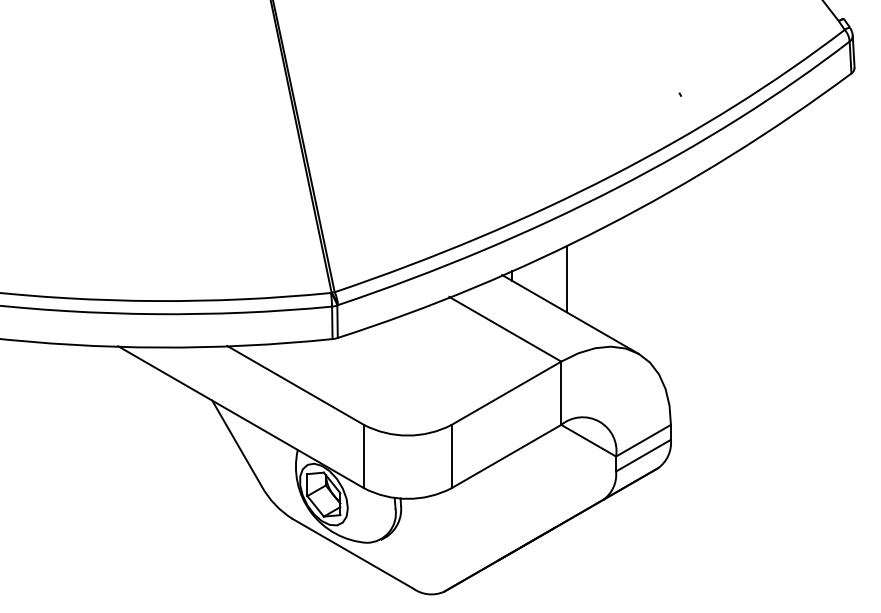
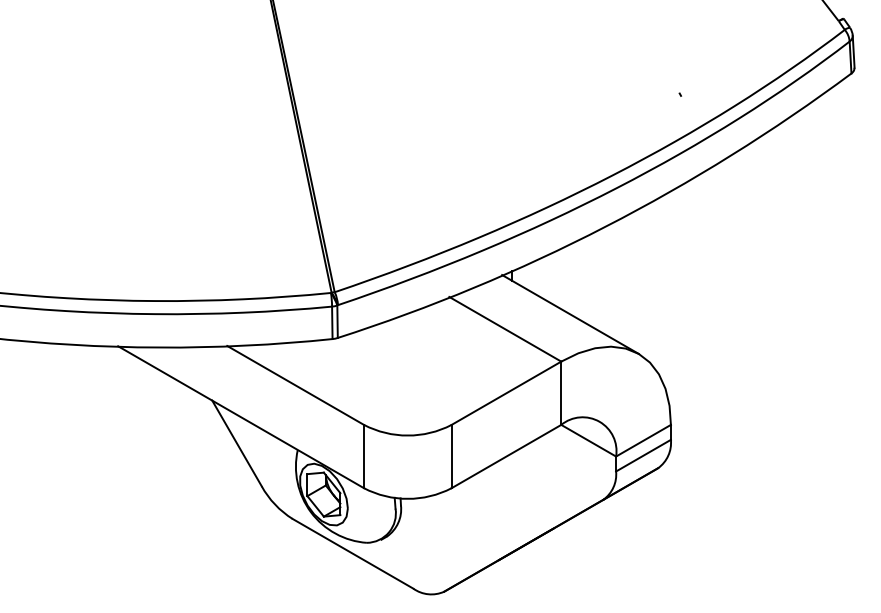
line: present -> none (566, 278)
